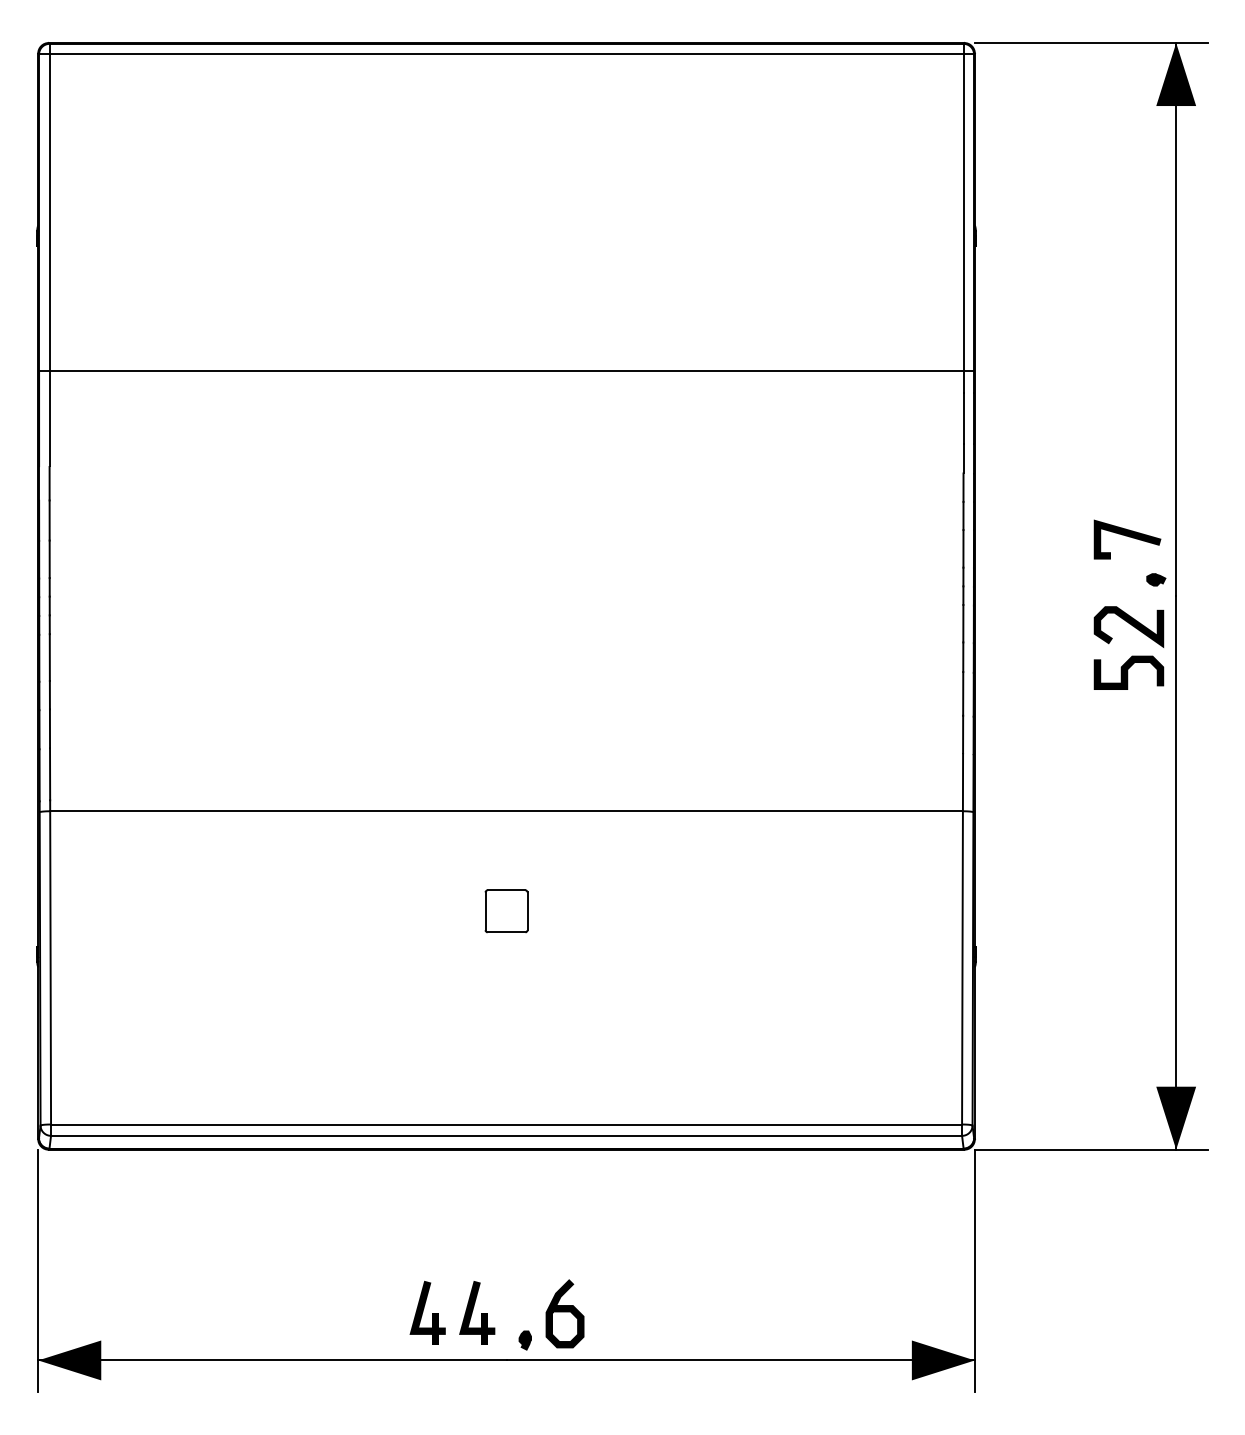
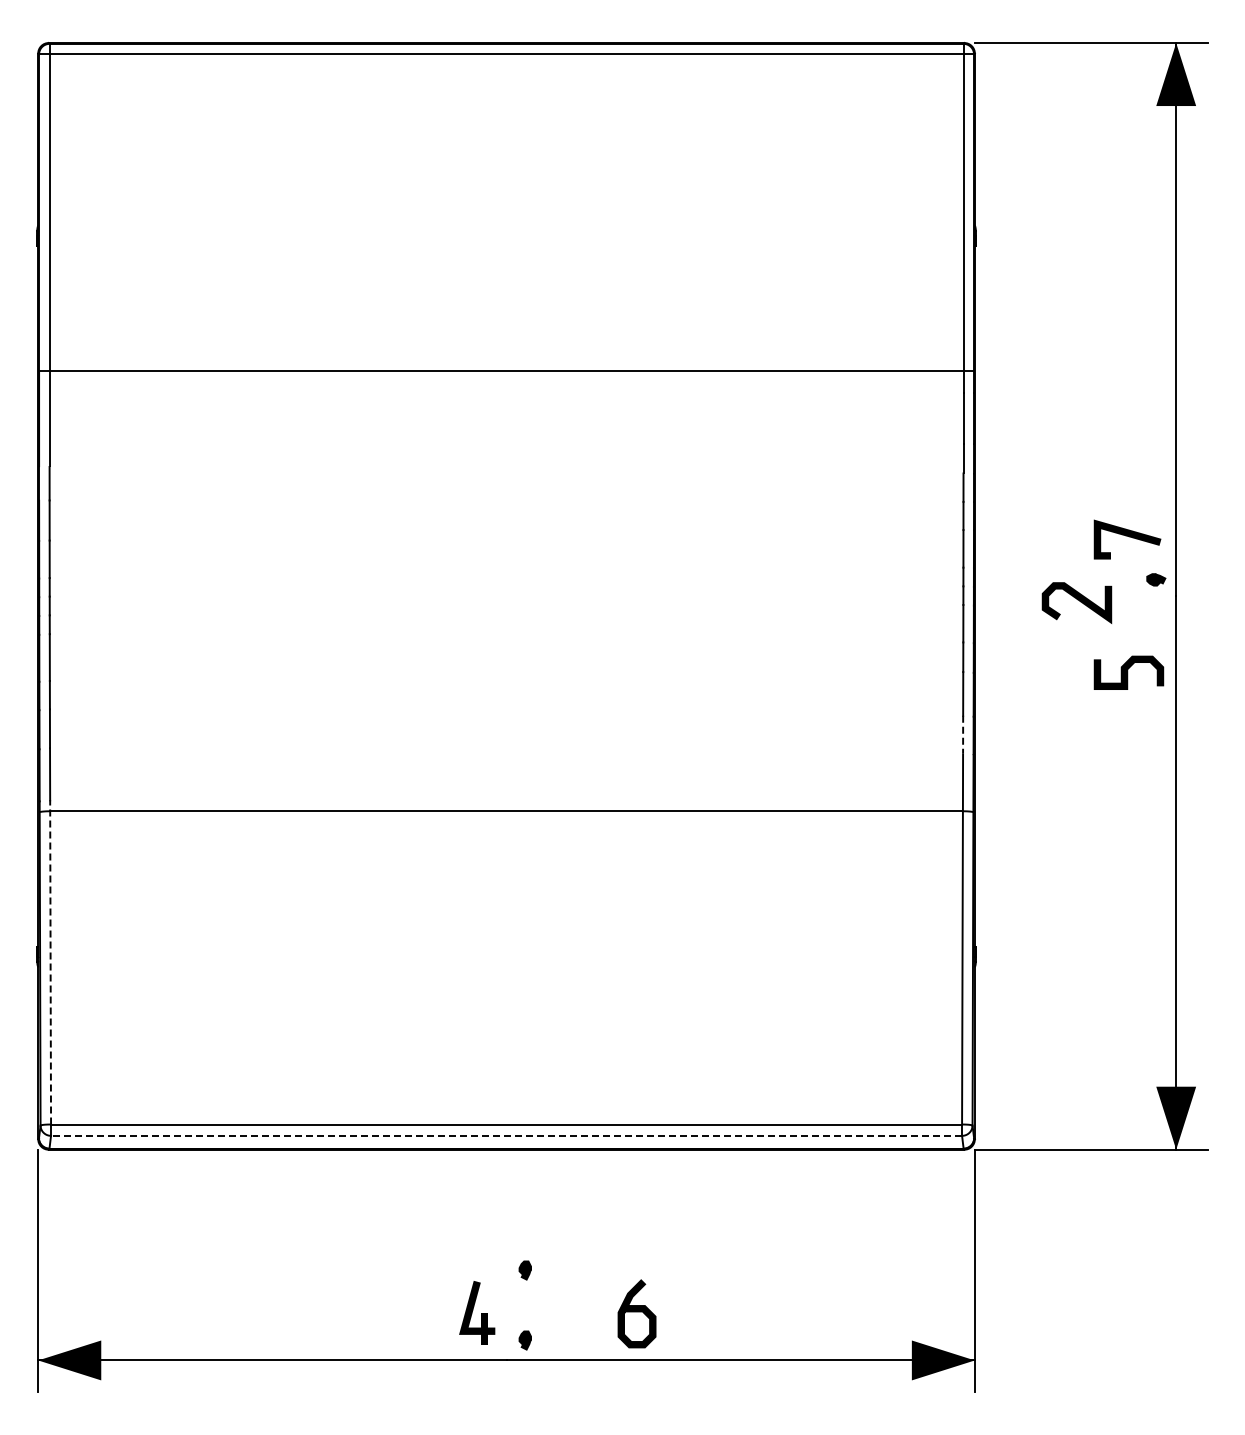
curve position: (1129, 624) -> (1077, 600) (1077, 600)
line: solid -> dashed (963, 734)
part: present -> none (506, 911)
line: solid -> dashed (50, 961)
line: solid -> dashed (506, 1135)
part: none -> present (524, 1270)
part: present -> none (427, 1312)
curve position: (564, 1312) -> (636, 1312) (636, 1312)
